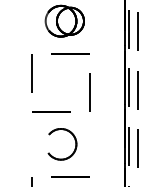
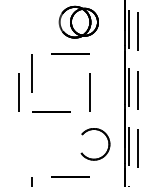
part position: (64, 20) -> (78, 21) (78, 21)
line: none -> present (18, 92)
part position: (74, 140) -> (107, 140) (107, 140)
